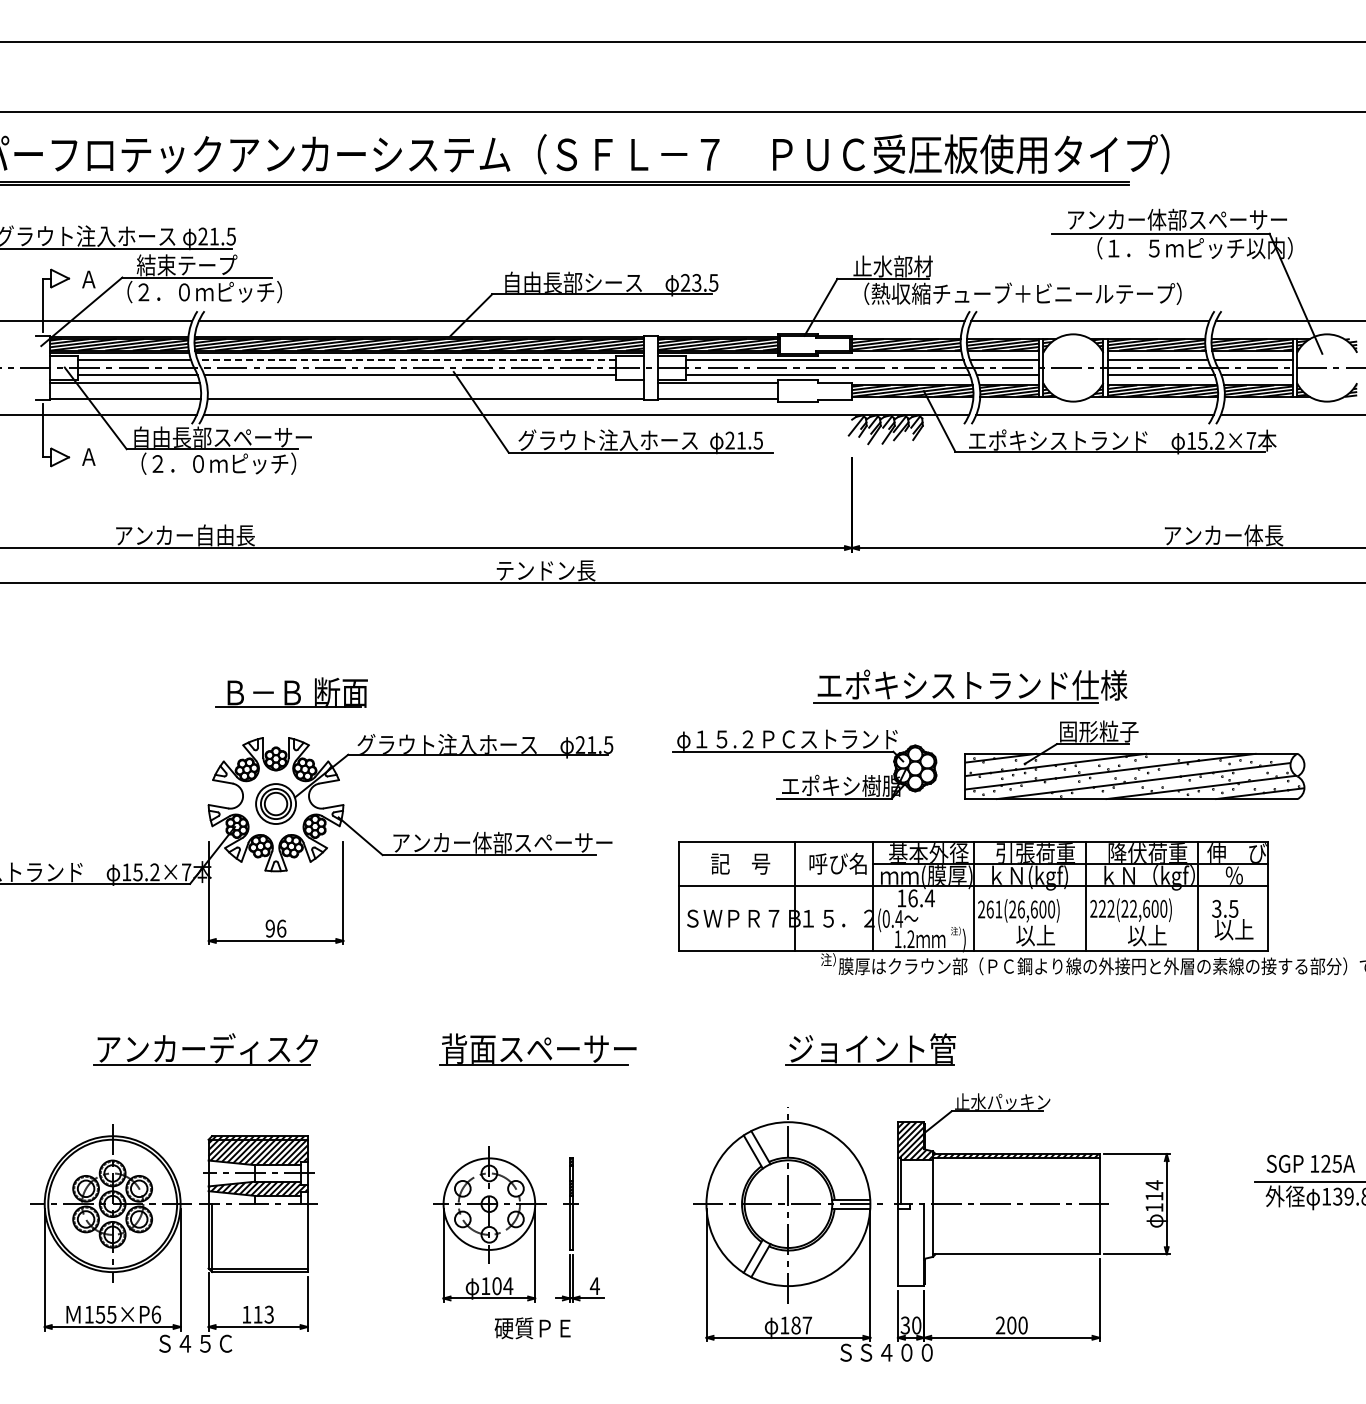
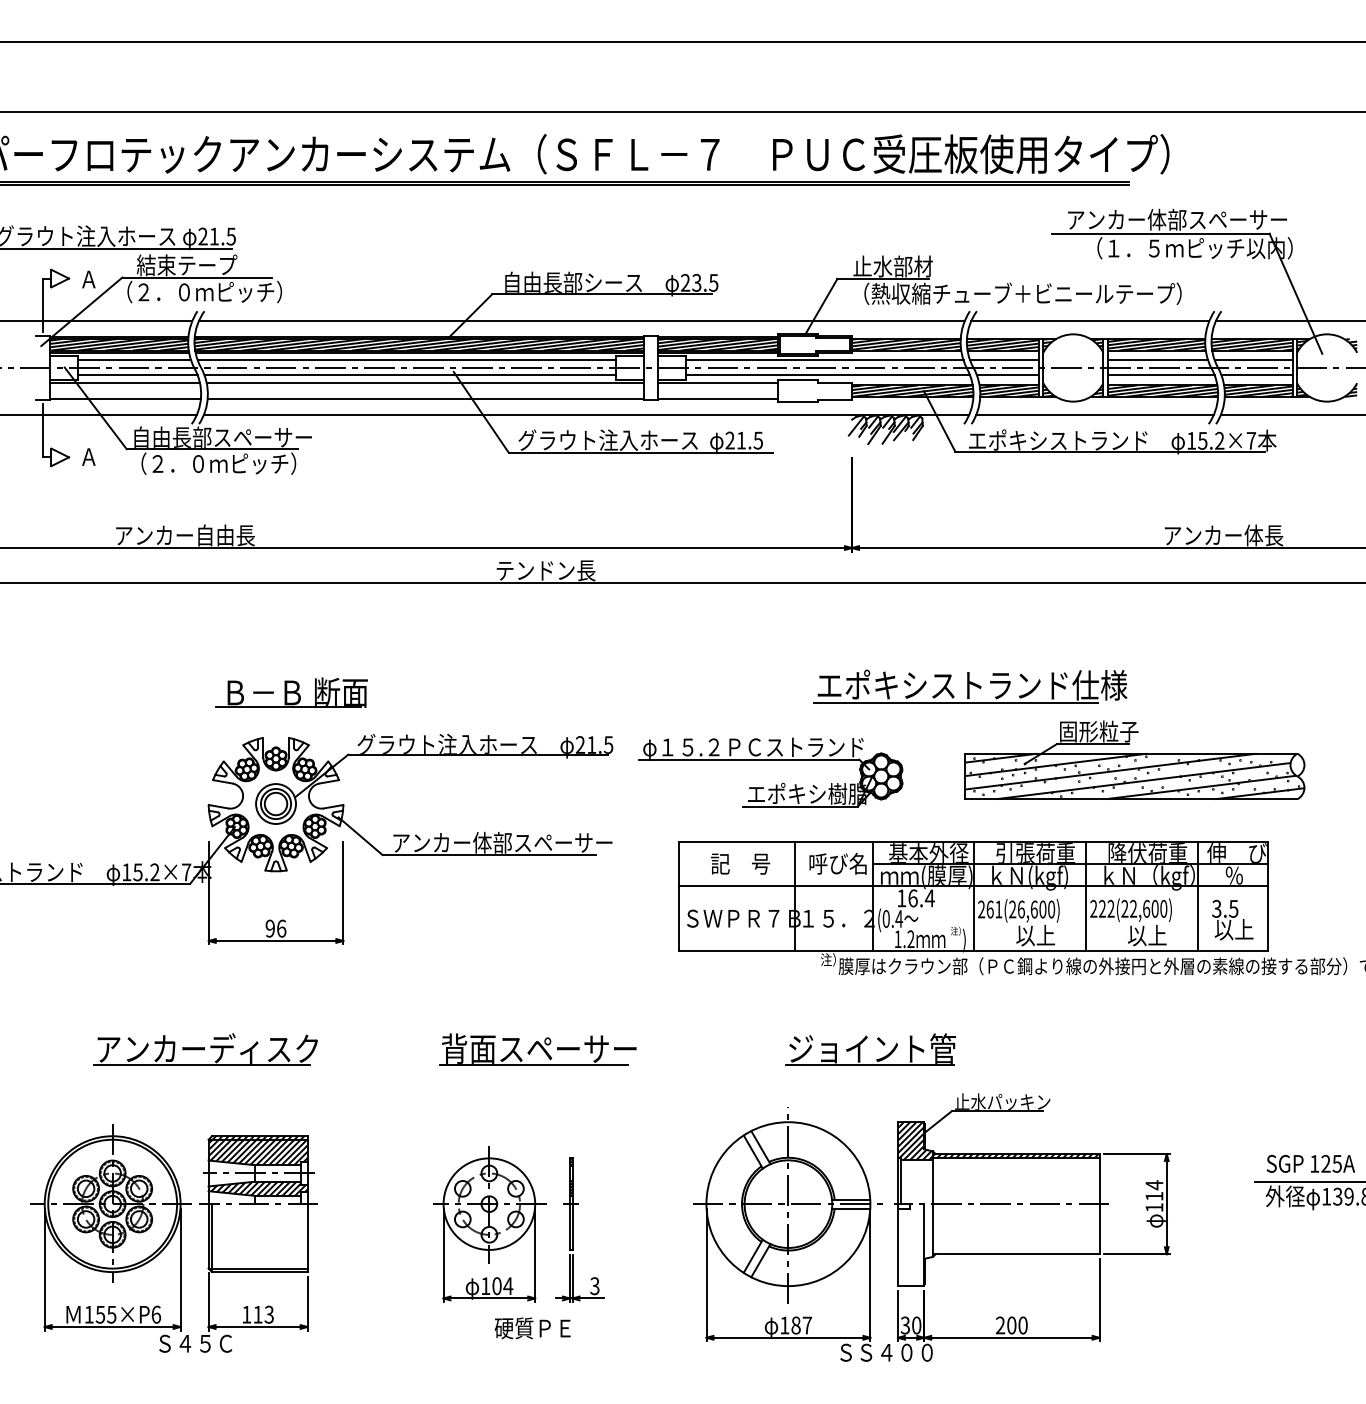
line: dashed -> solid (406, 360)
line: none -> present (424, 382)
part position: (804, 752) -> (770, 760) (770, 760)
text: 4 -> 3 (594, 1286)
